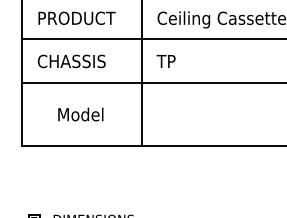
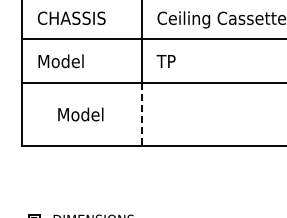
text: PRODUCT -> CHASSIS (76, 17)
text: CHASSIS -> Model (71, 61)
line: solid -> dashed (141, 115)
